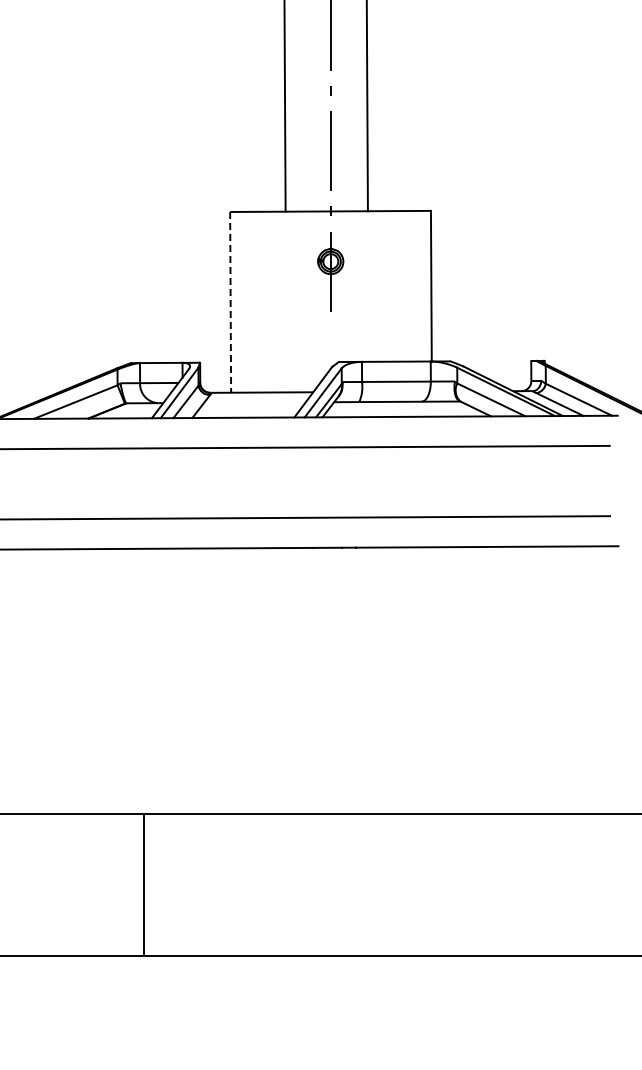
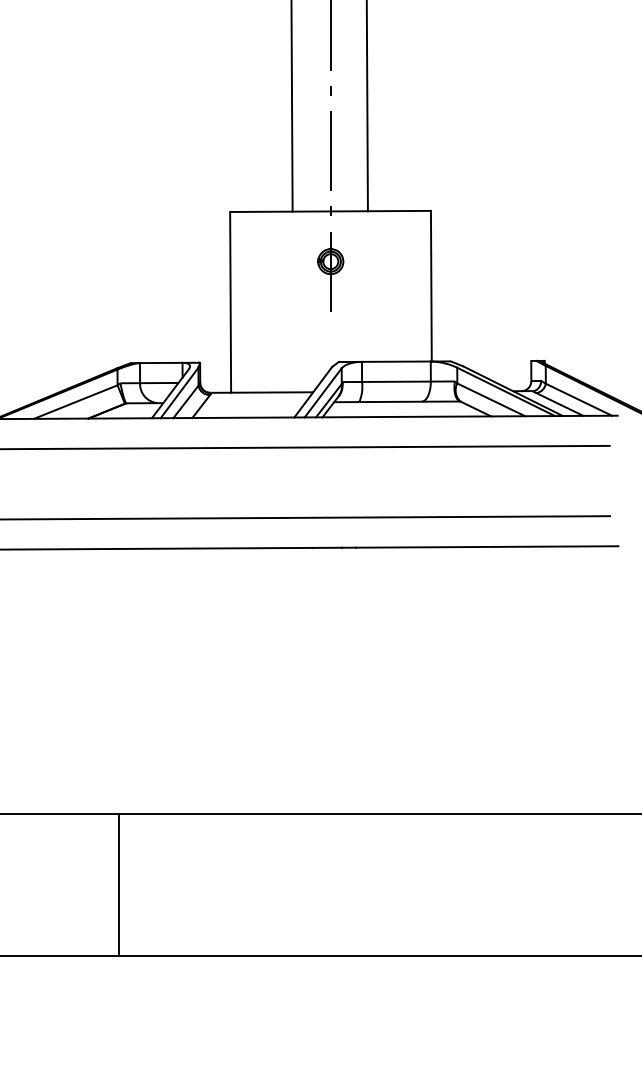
line position: (284, 106) -> (291, 106) (291, 106)
line: dashed -> solid (230, 302)
line position: (143, 884) -> (118, 884) (118, 884)
